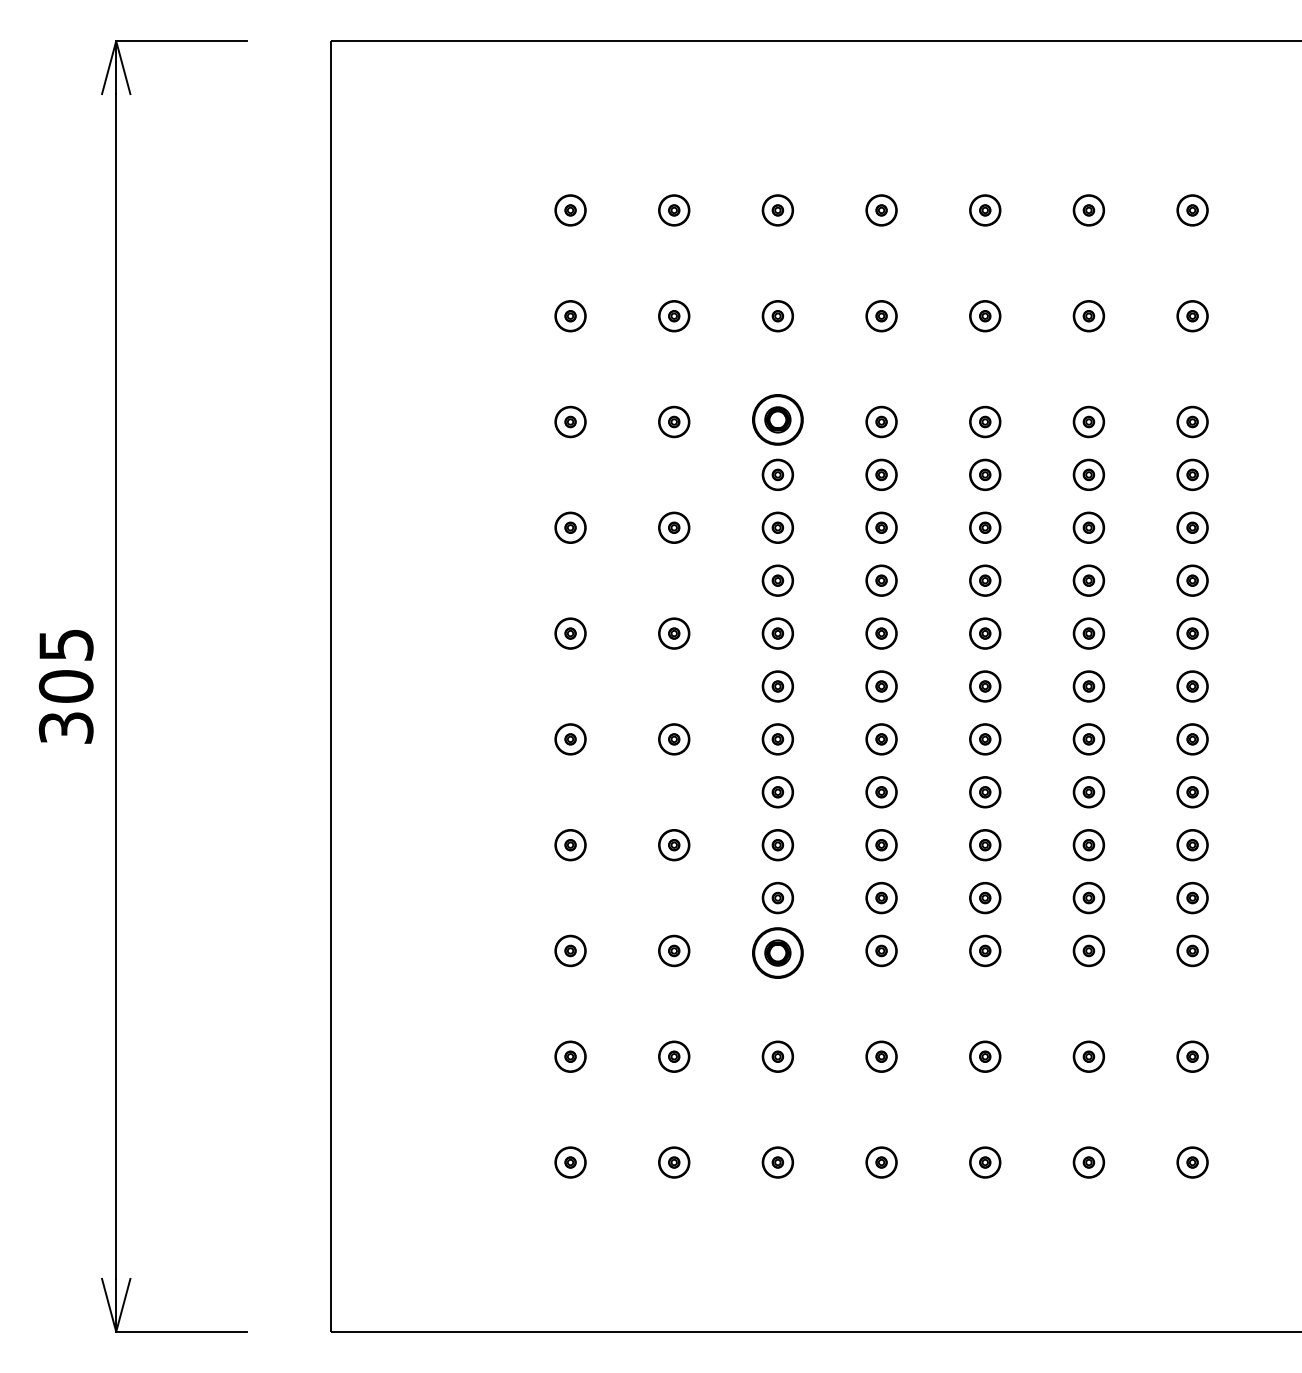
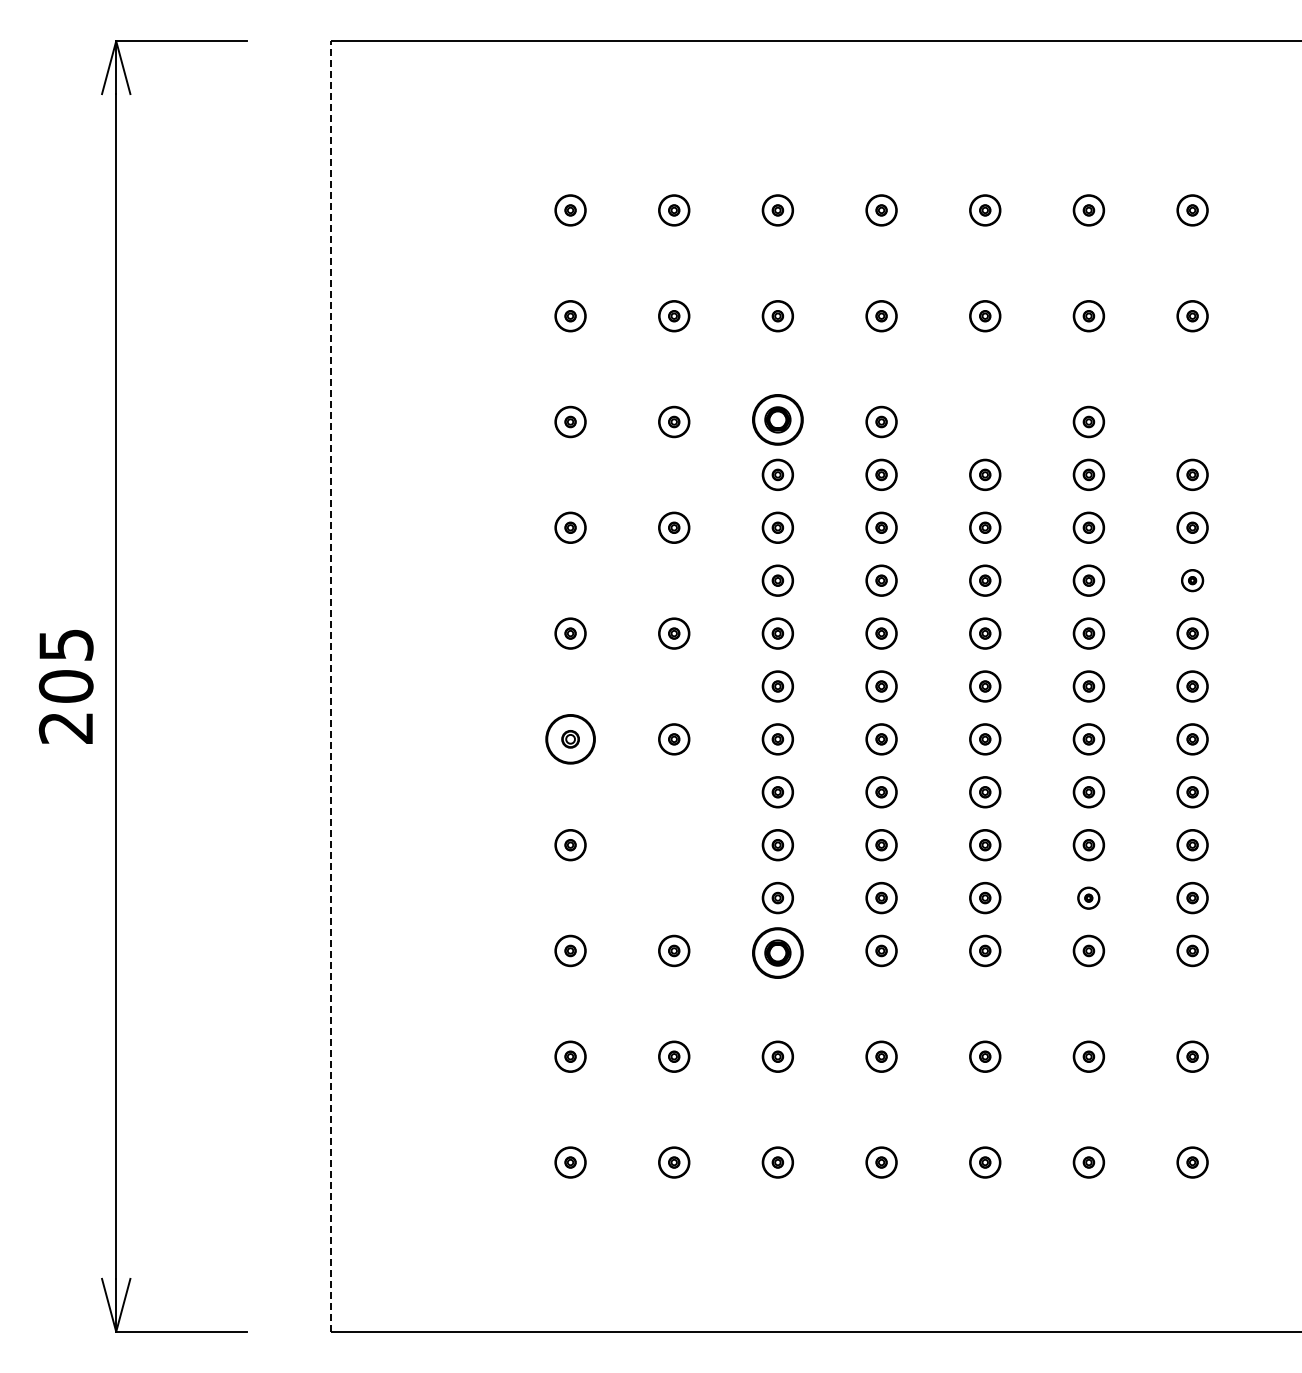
part: present -> none (985, 421)
part: present -> none (1192, 421)
part size: 33x33 px -> 24x24 px (1192, 580)
line: solid -> dashed (331, 686)
text: 305 -> 205 (66, 727)
part size: 33x33 px -> 51x51 px (570, 739)
part: present -> none (674, 845)
part size: 33x33 px -> 24x24 px (1088, 897)
